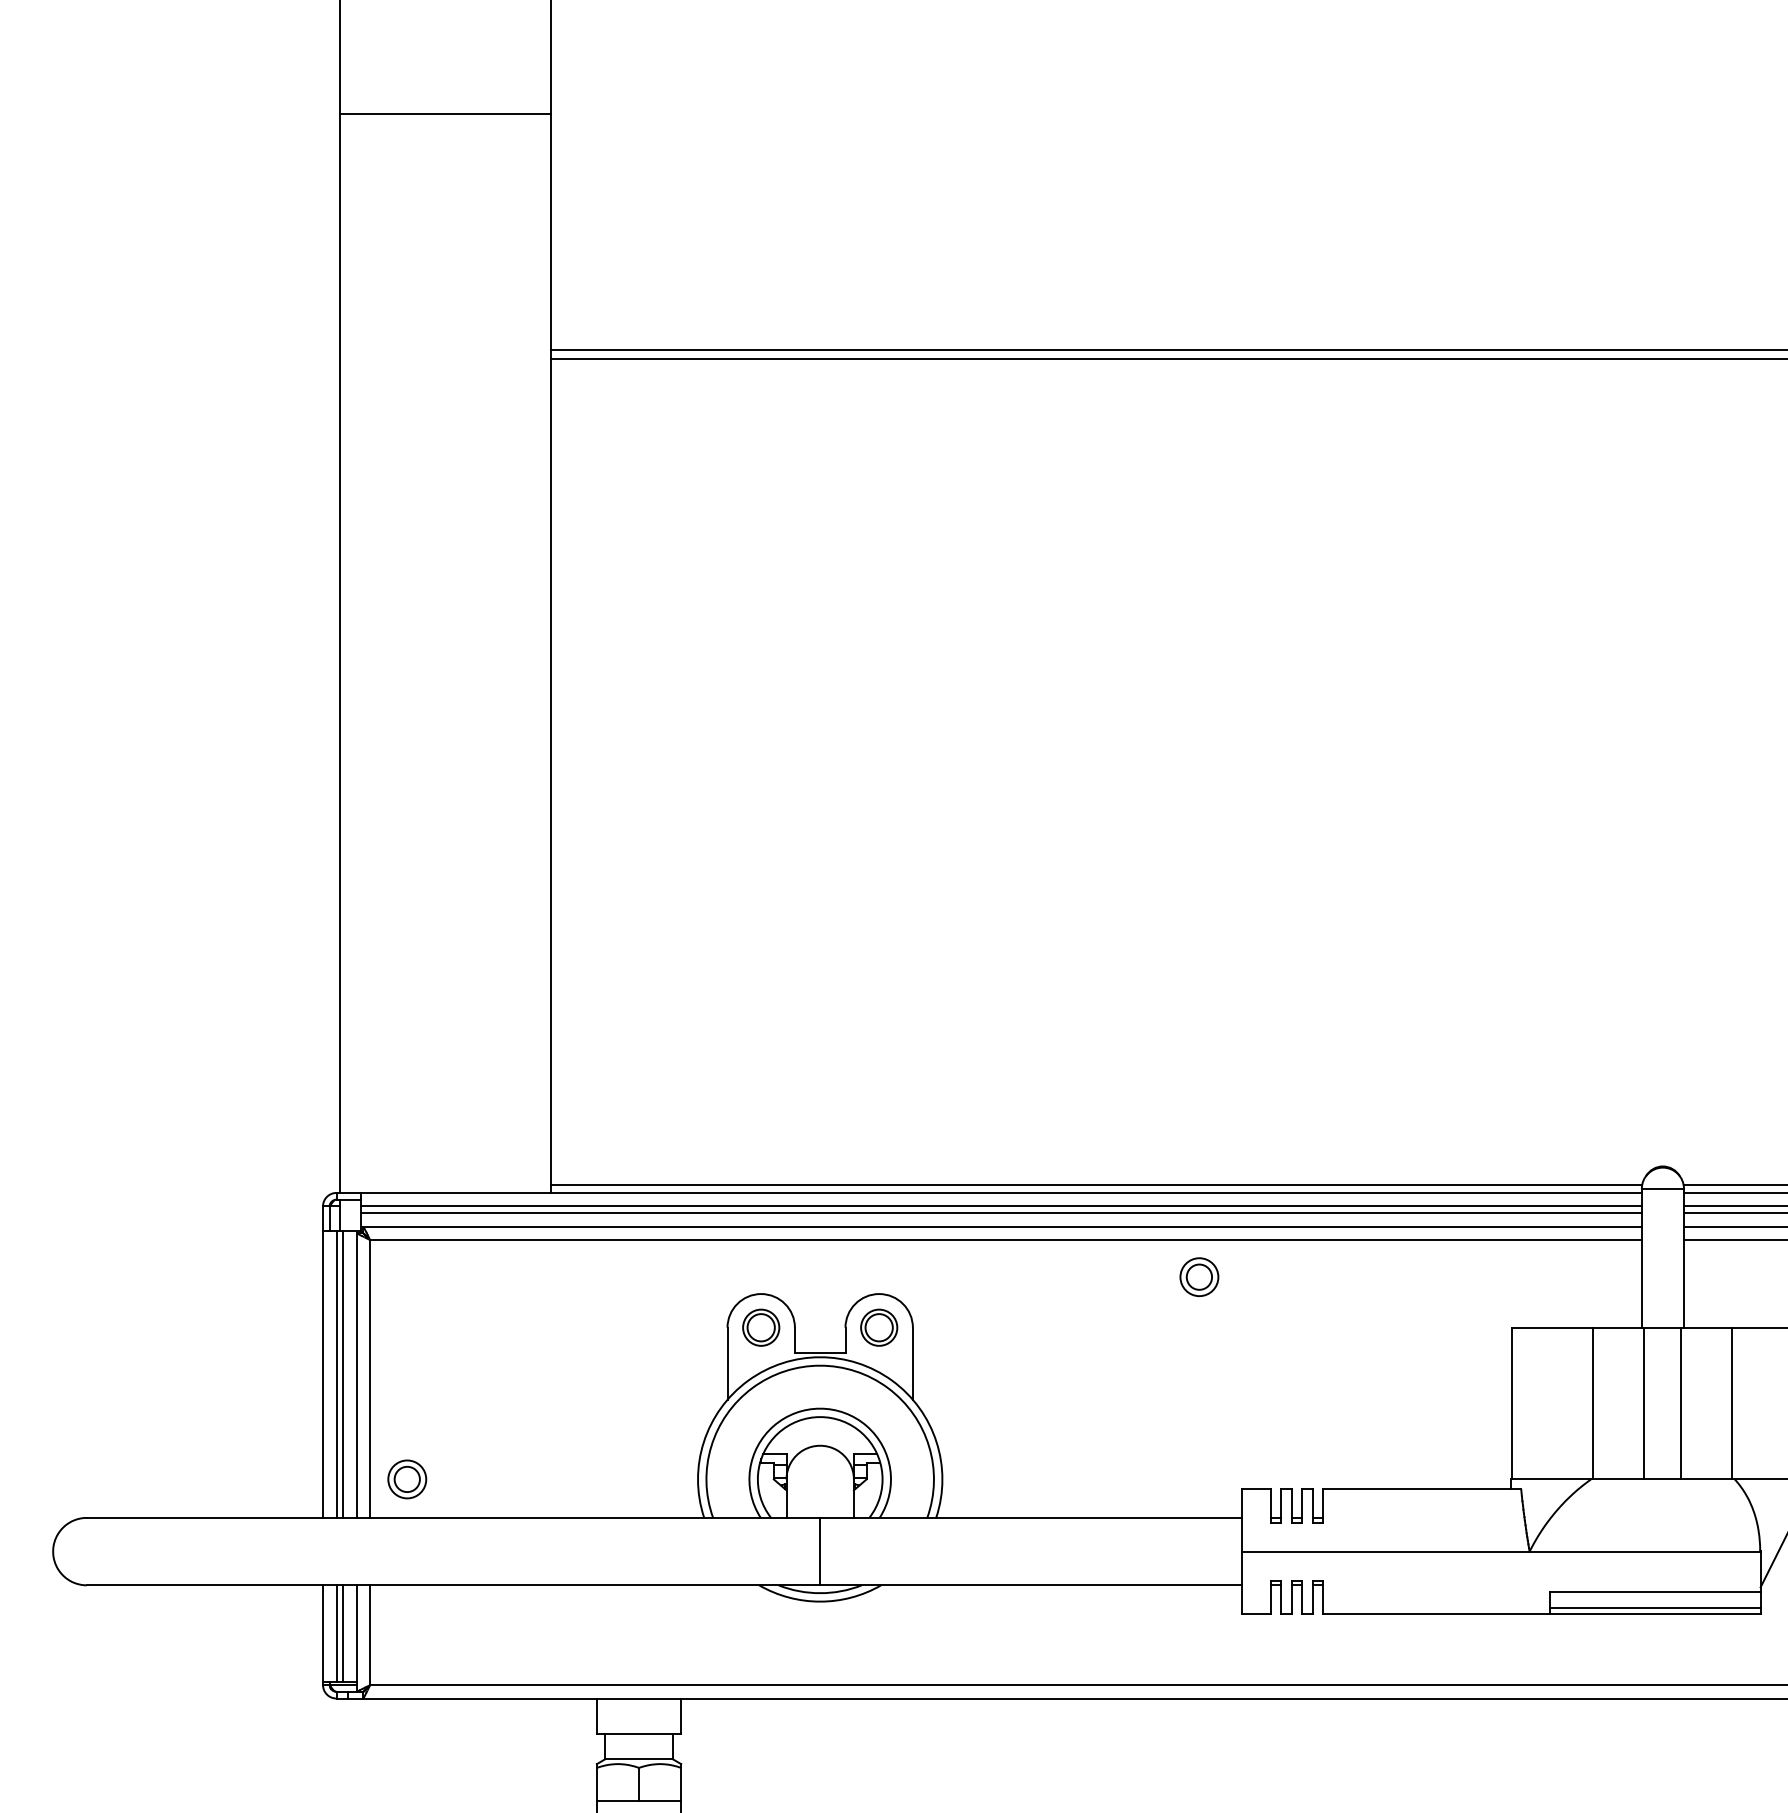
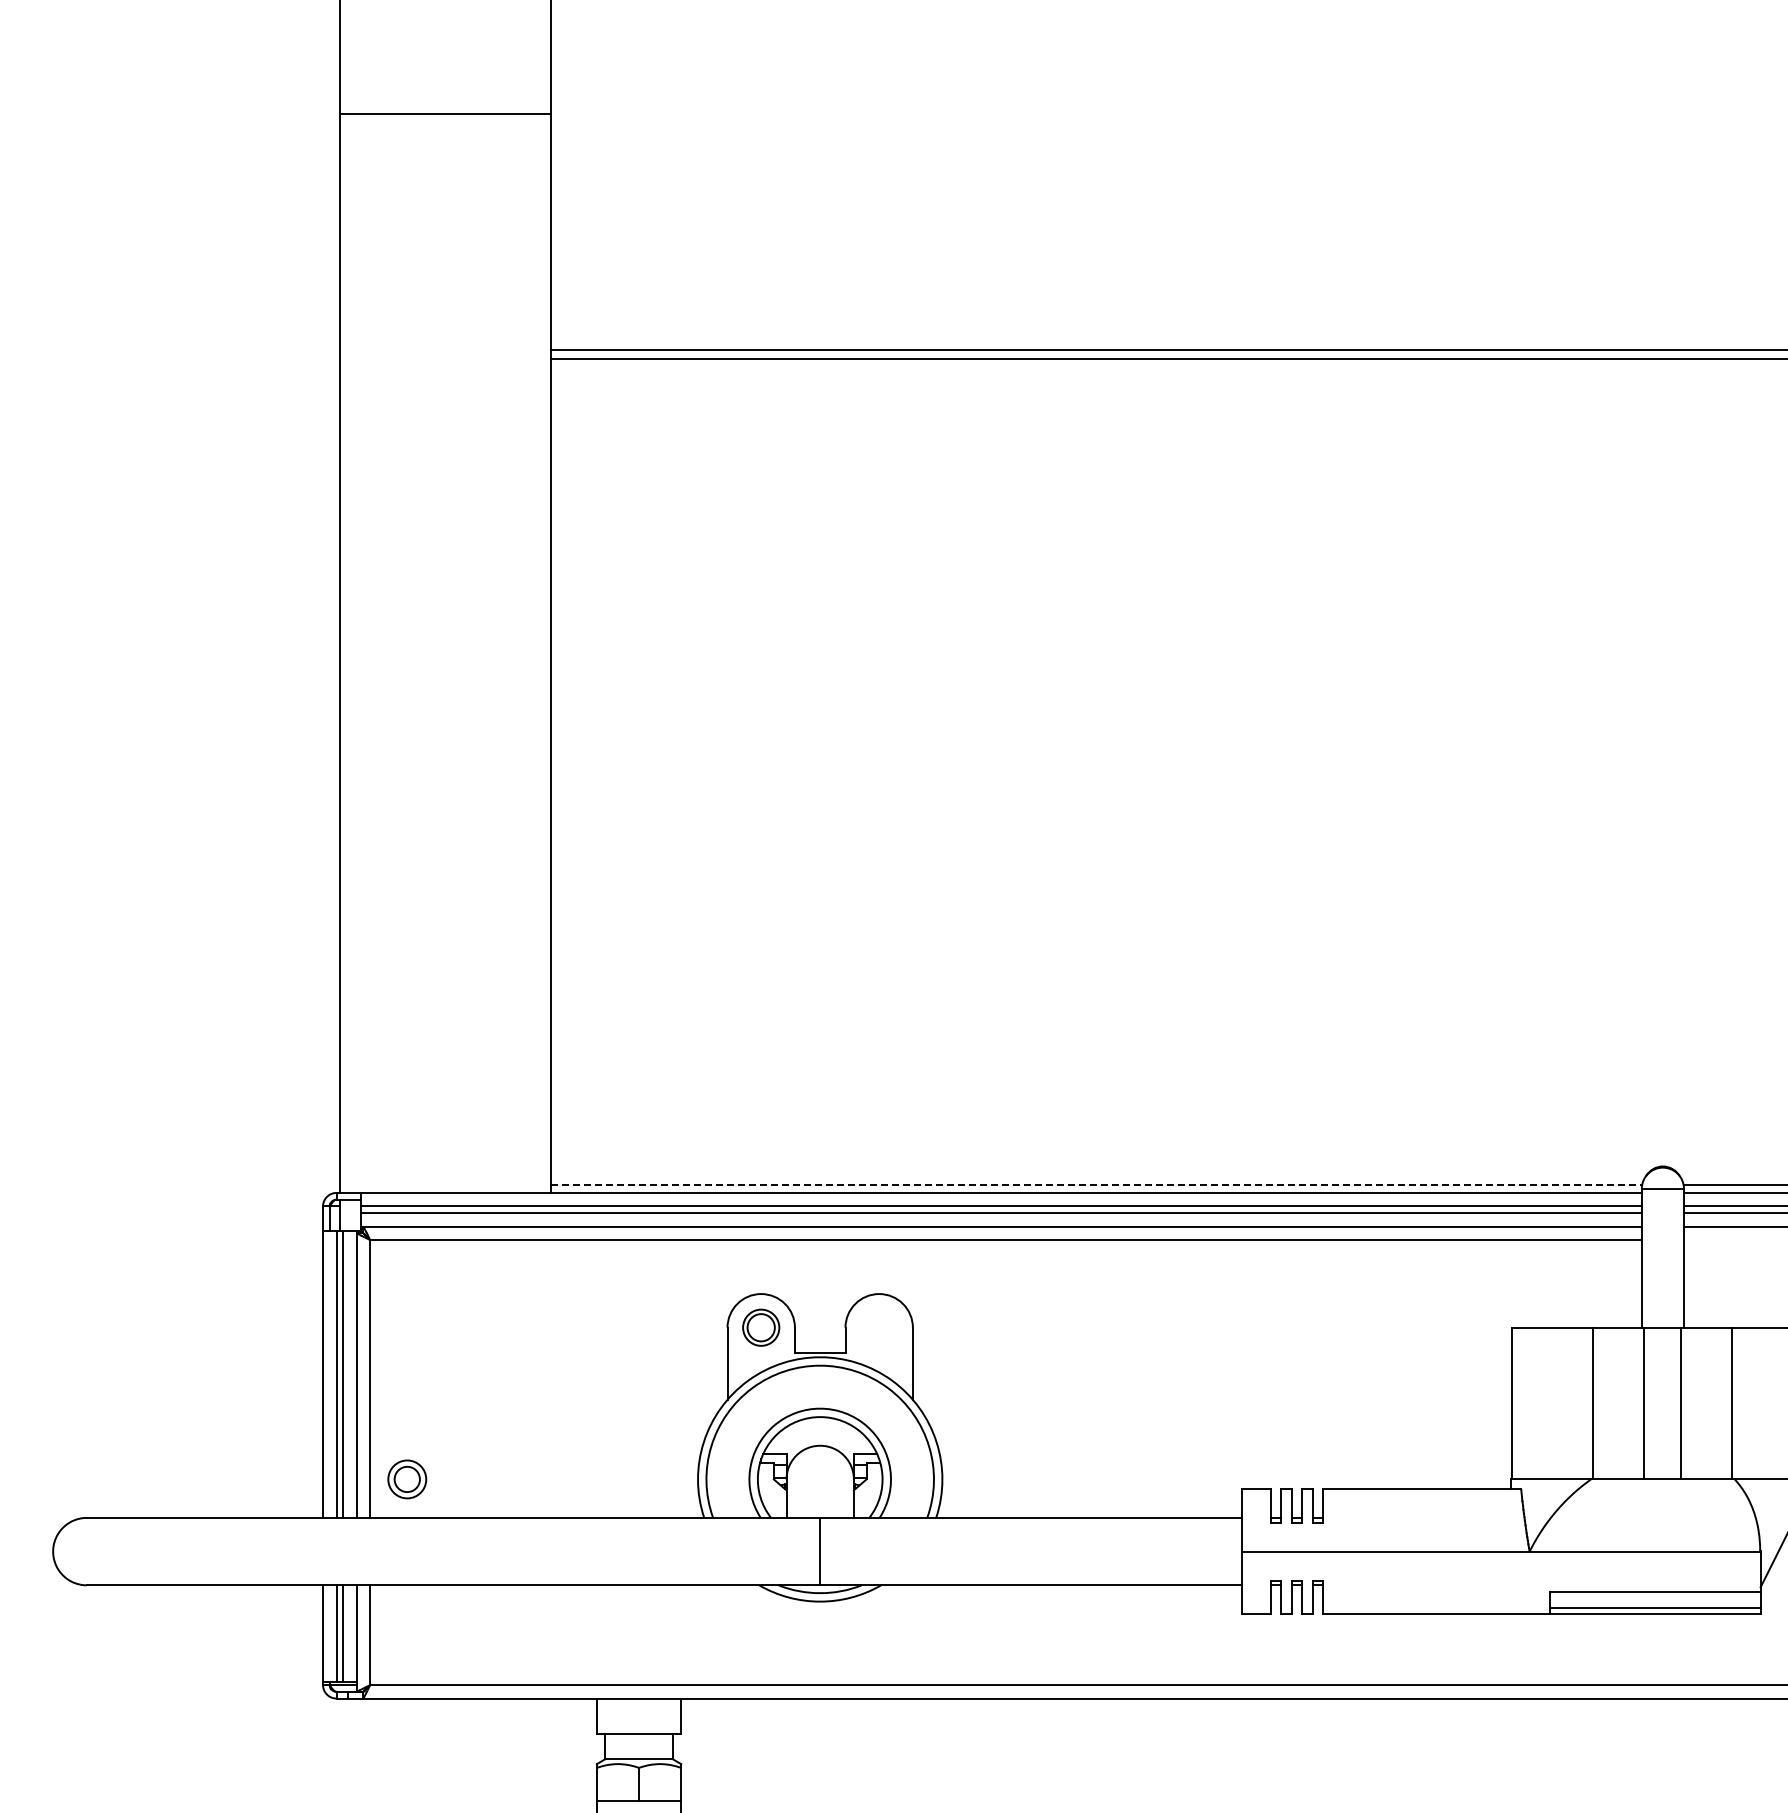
line: solid -> dashed (1096, 1184)
line: present -> none (1733, 1240)
part: present -> none (1199, 1276)
part: present -> none (879, 1327)
